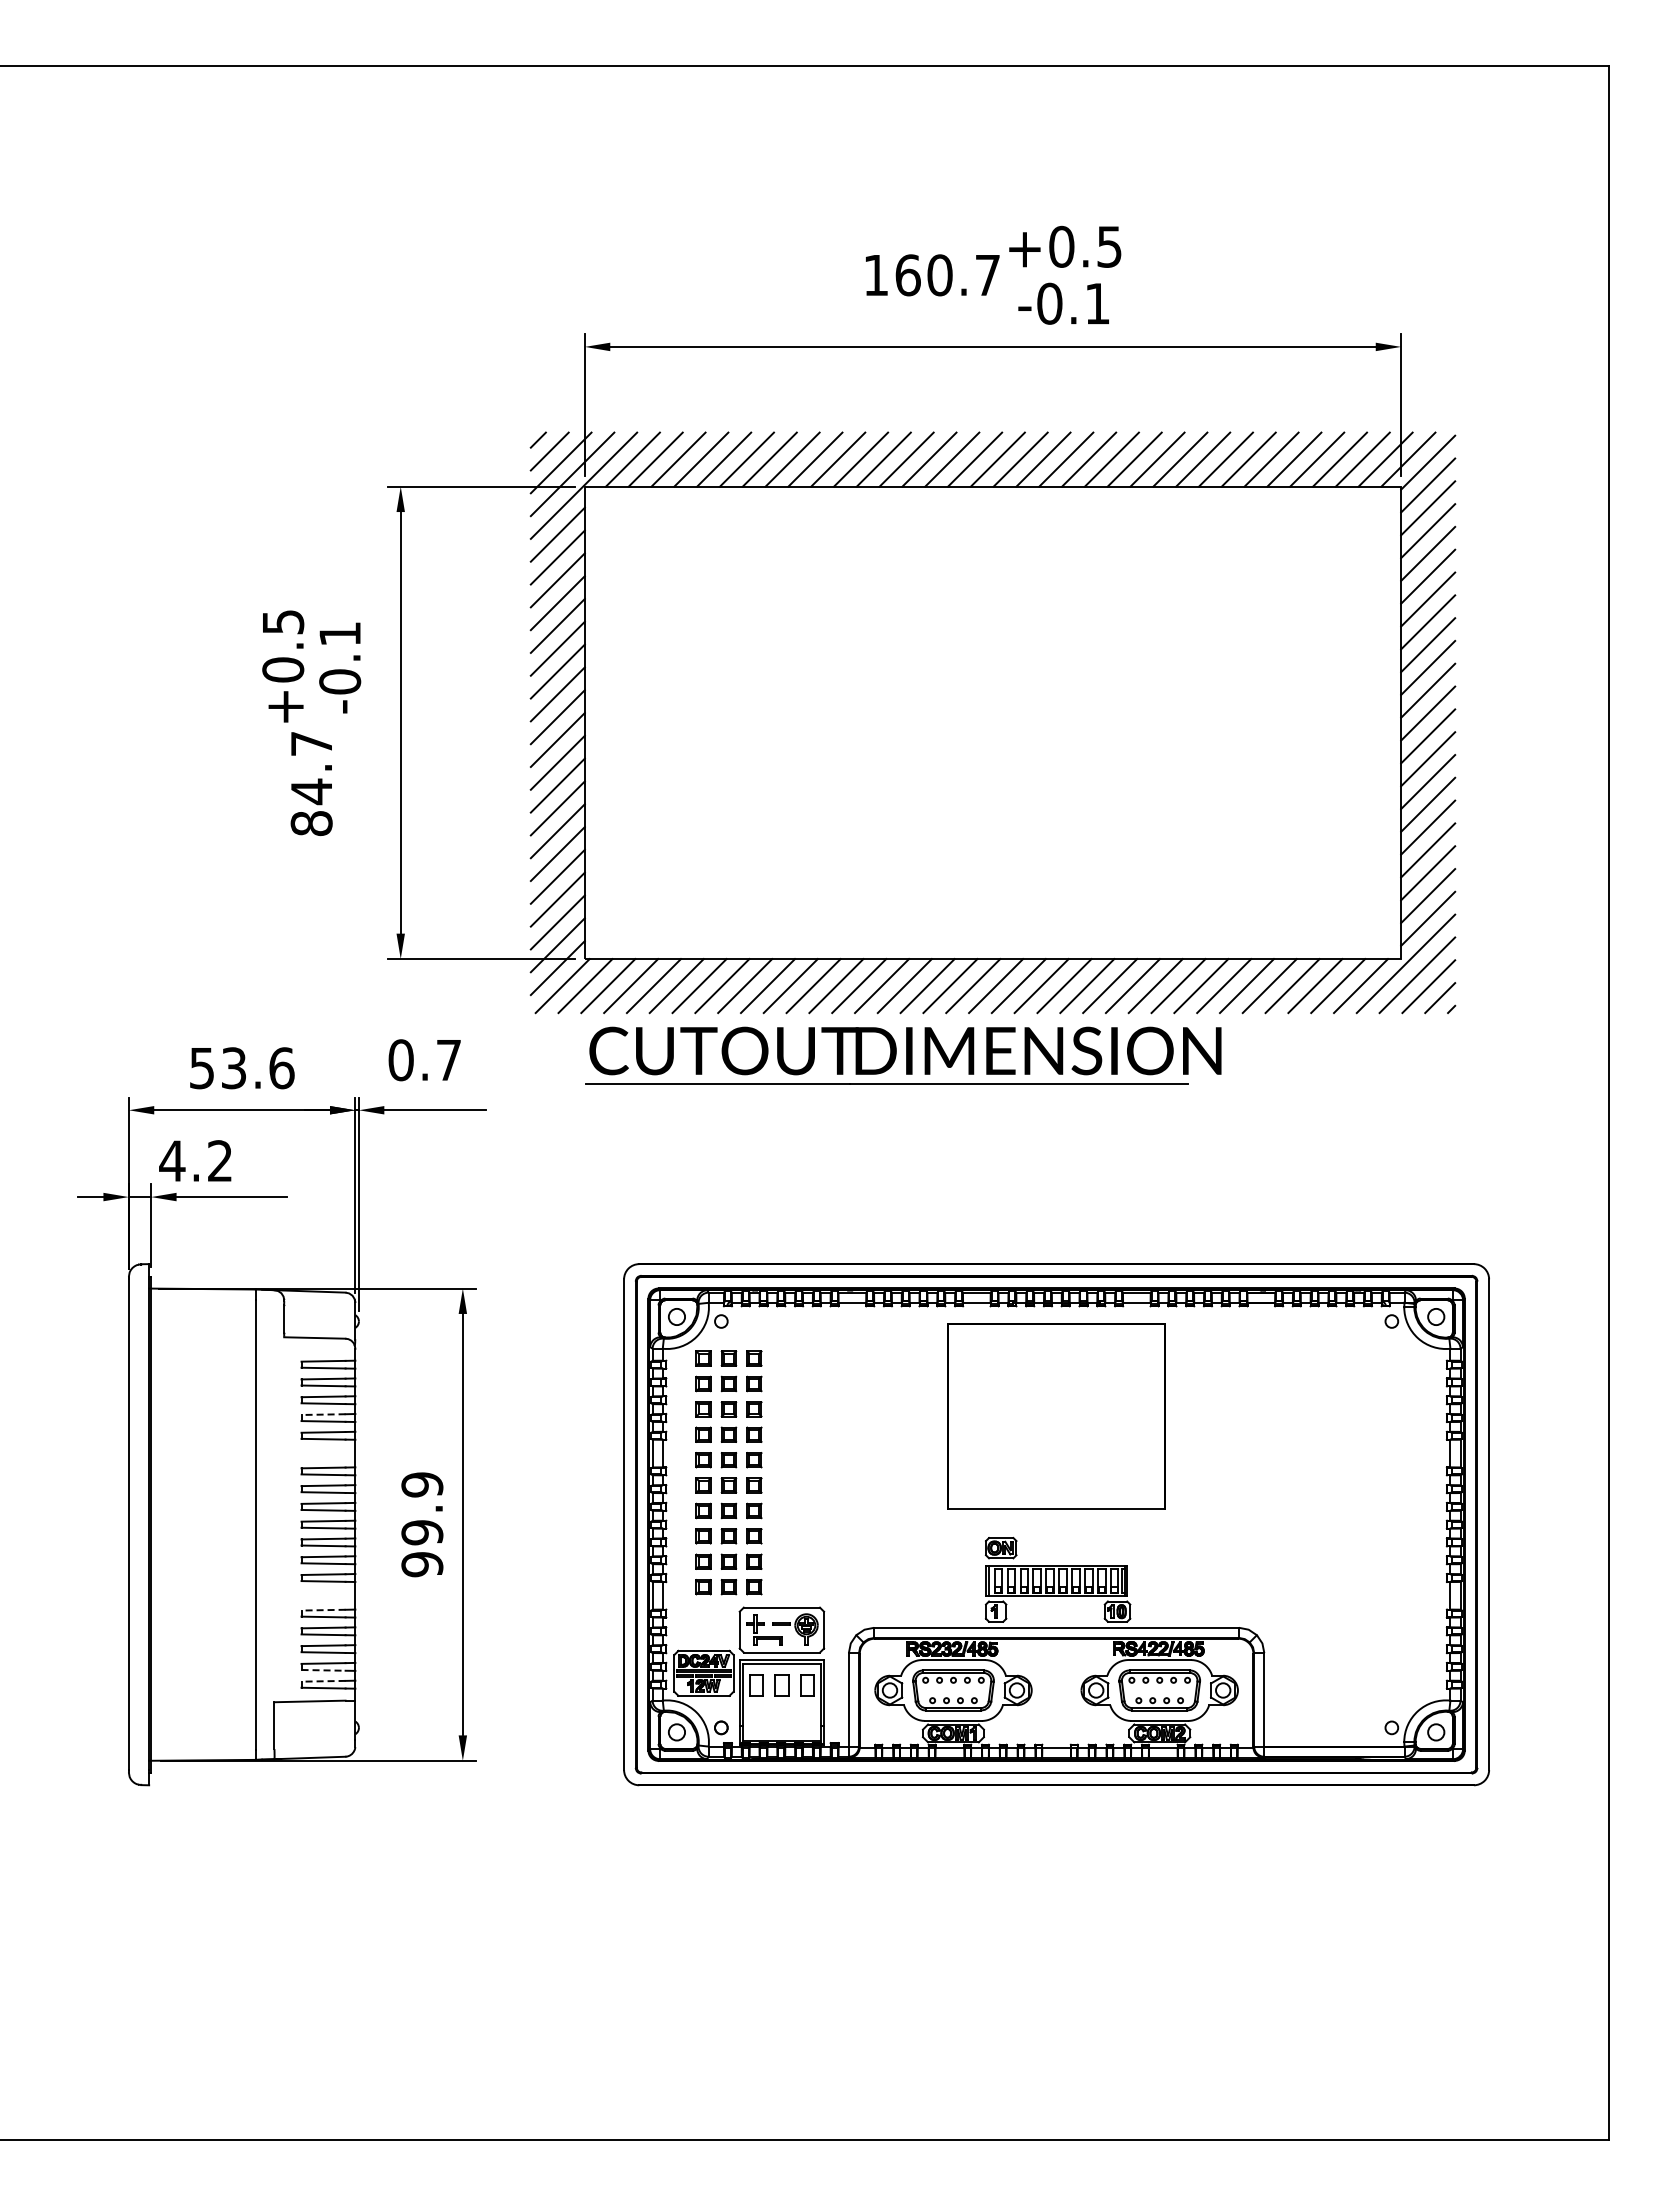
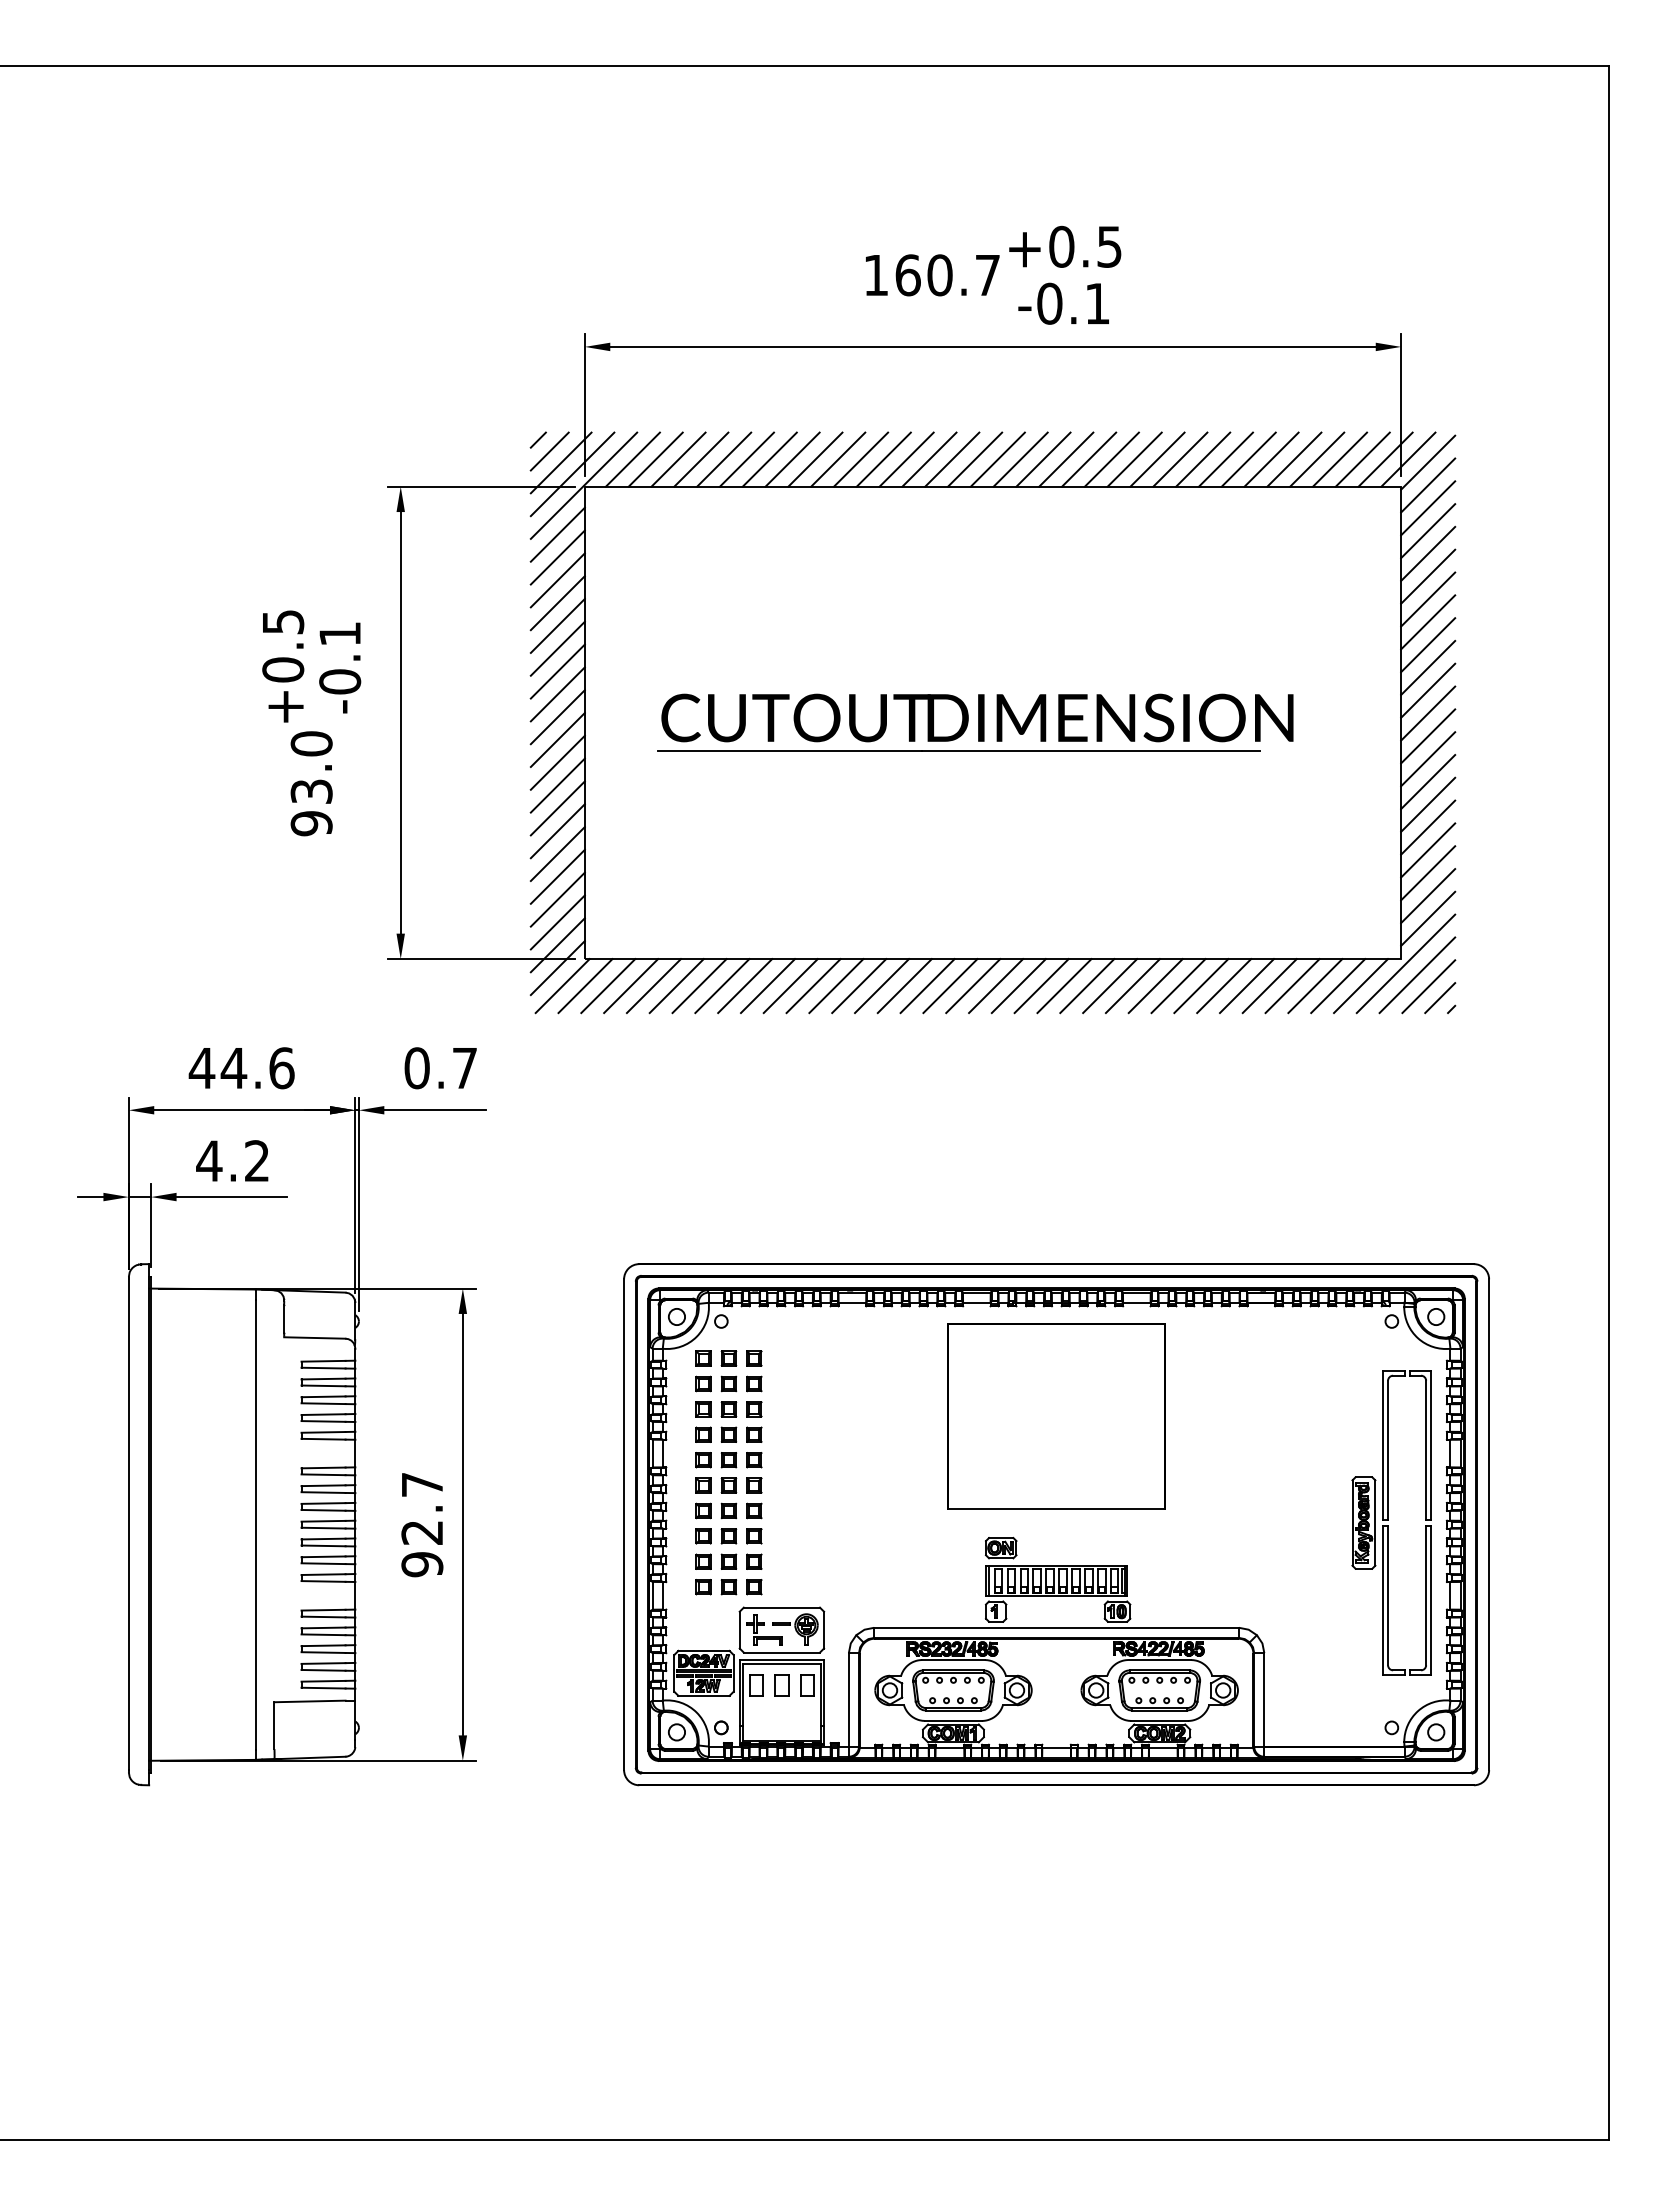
text: 84.7 -> 93.0 (311, 783)
part position: (903, 1055) -> (975, 722) (975, 722)
text position: (424, 1060) -> (440, 1068) (440, 1068)
text: 53.6 -> 44.6 (217, 1068)
text position: (195, 1160) -> (232, 1160) (232, 1160)
line: dashed -> solid (323, 1414)
text: 99.9 -> 92.7 (422, 1508)
part: none -> present (1391, 1522)
line: dashed -> solid (323, 1610)
line: dashed -> solid (324, 1670)
line: dashed -> solid (323, 1681)
